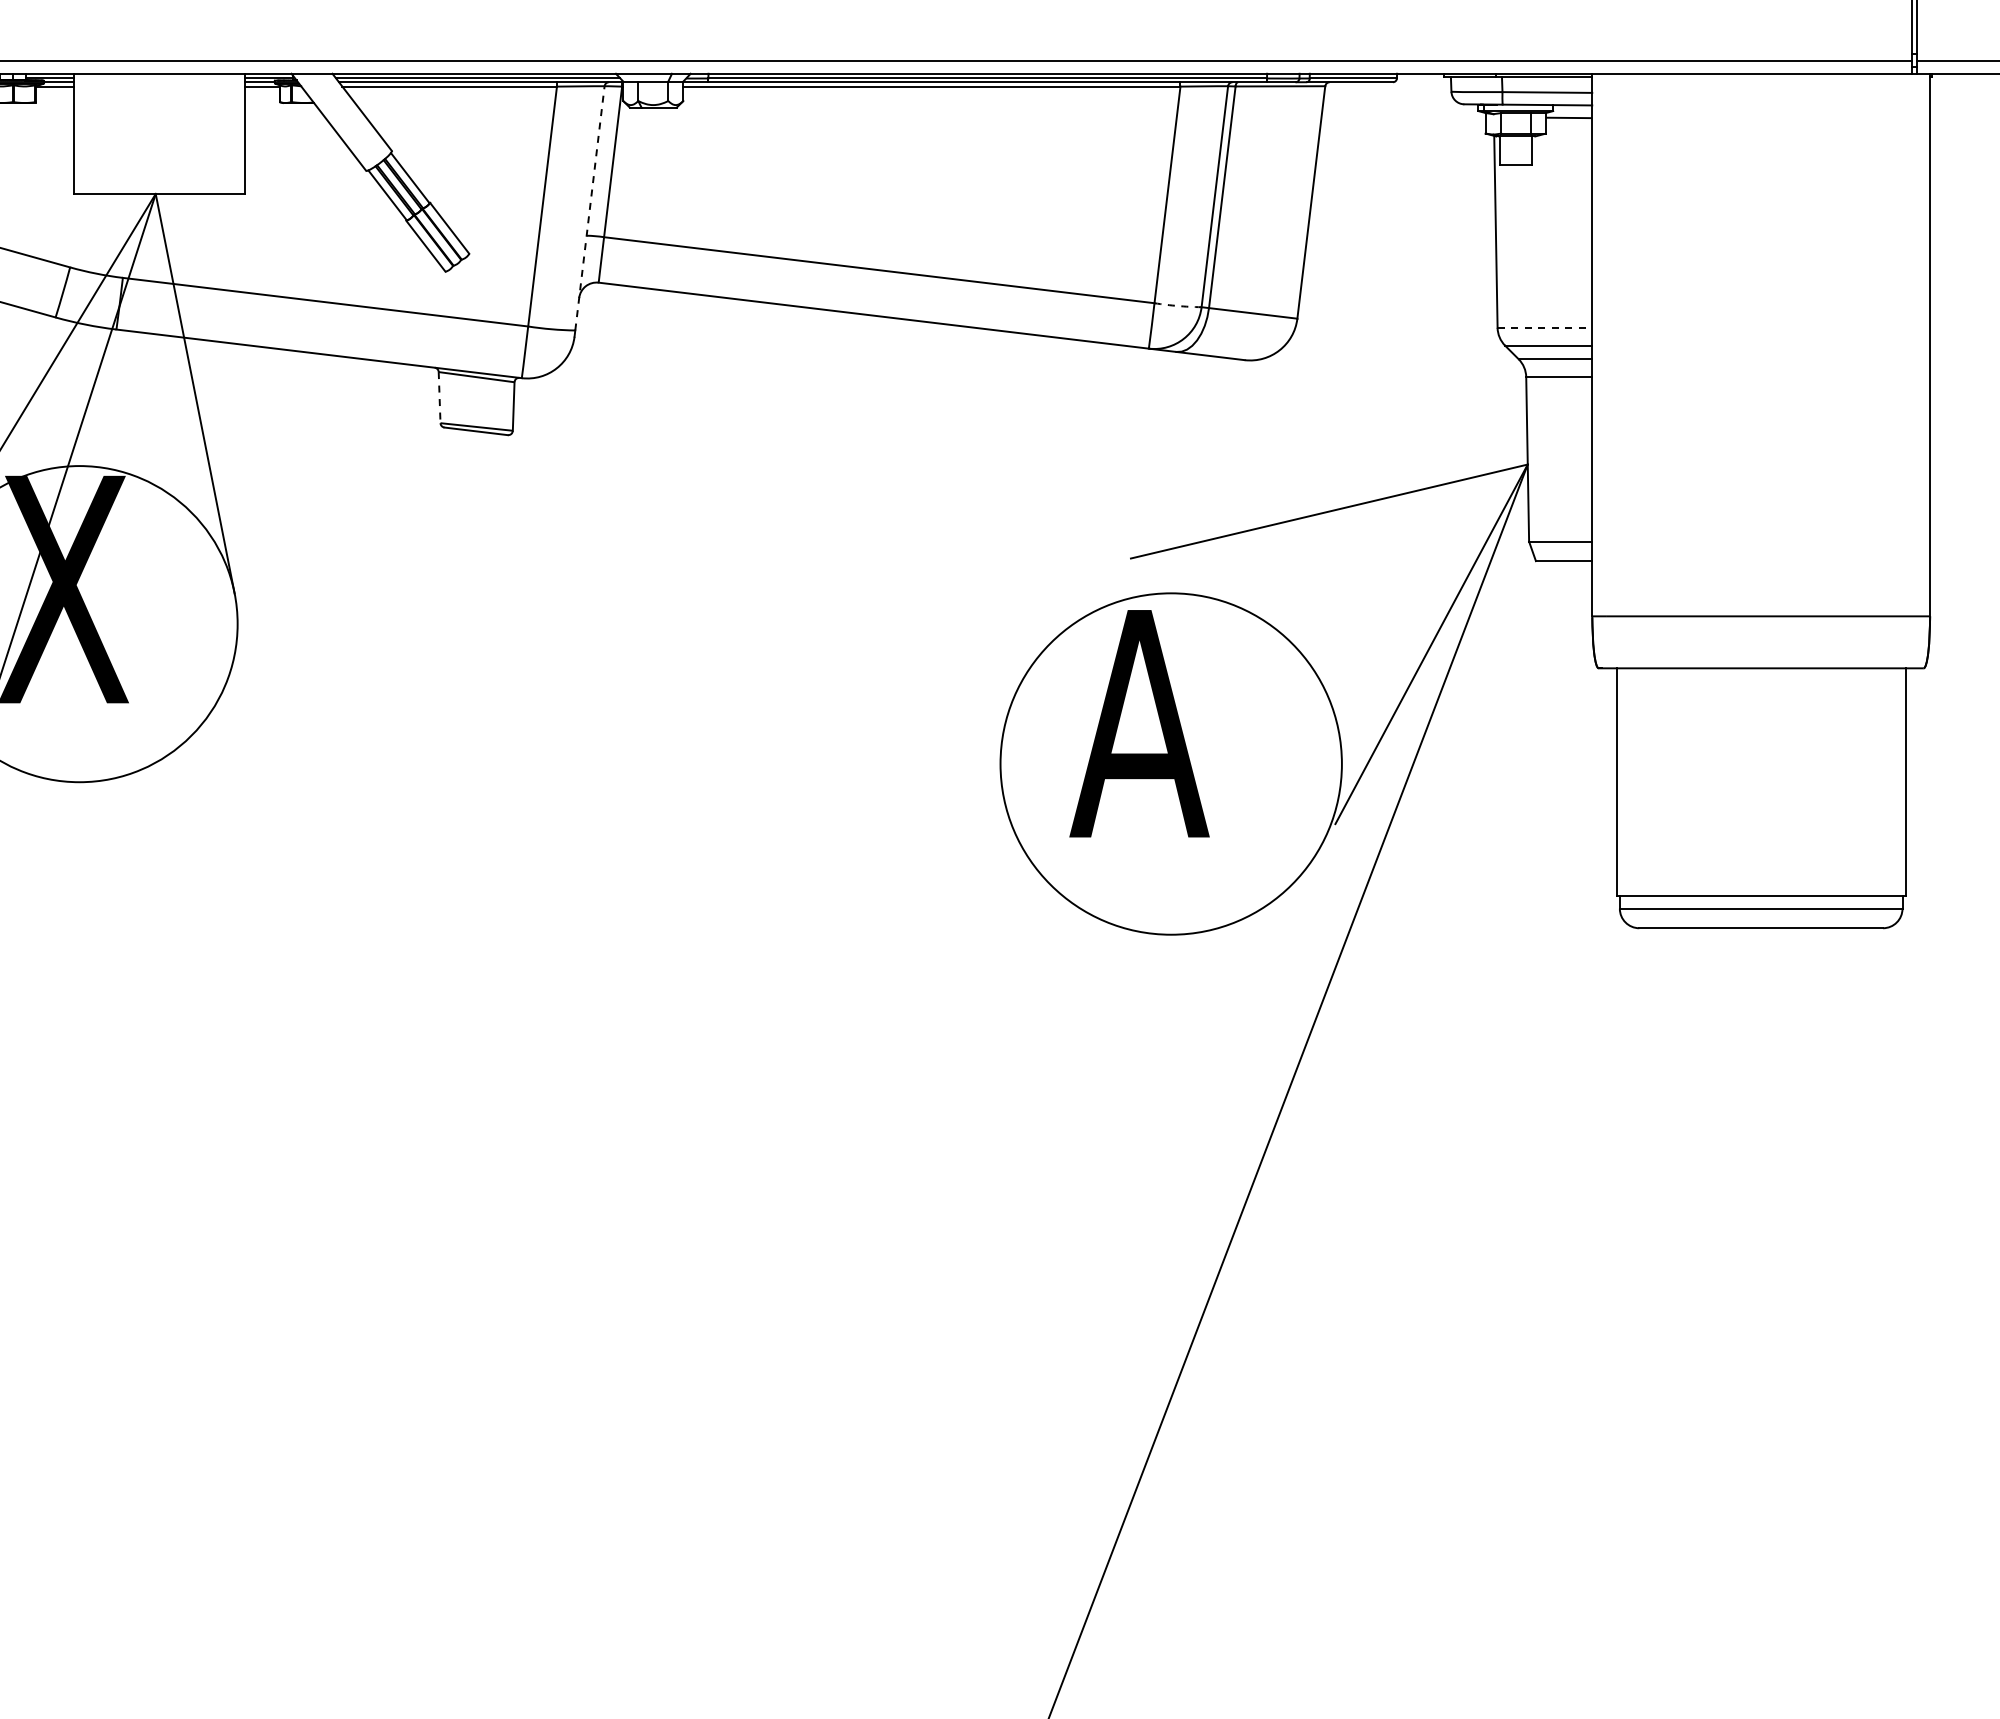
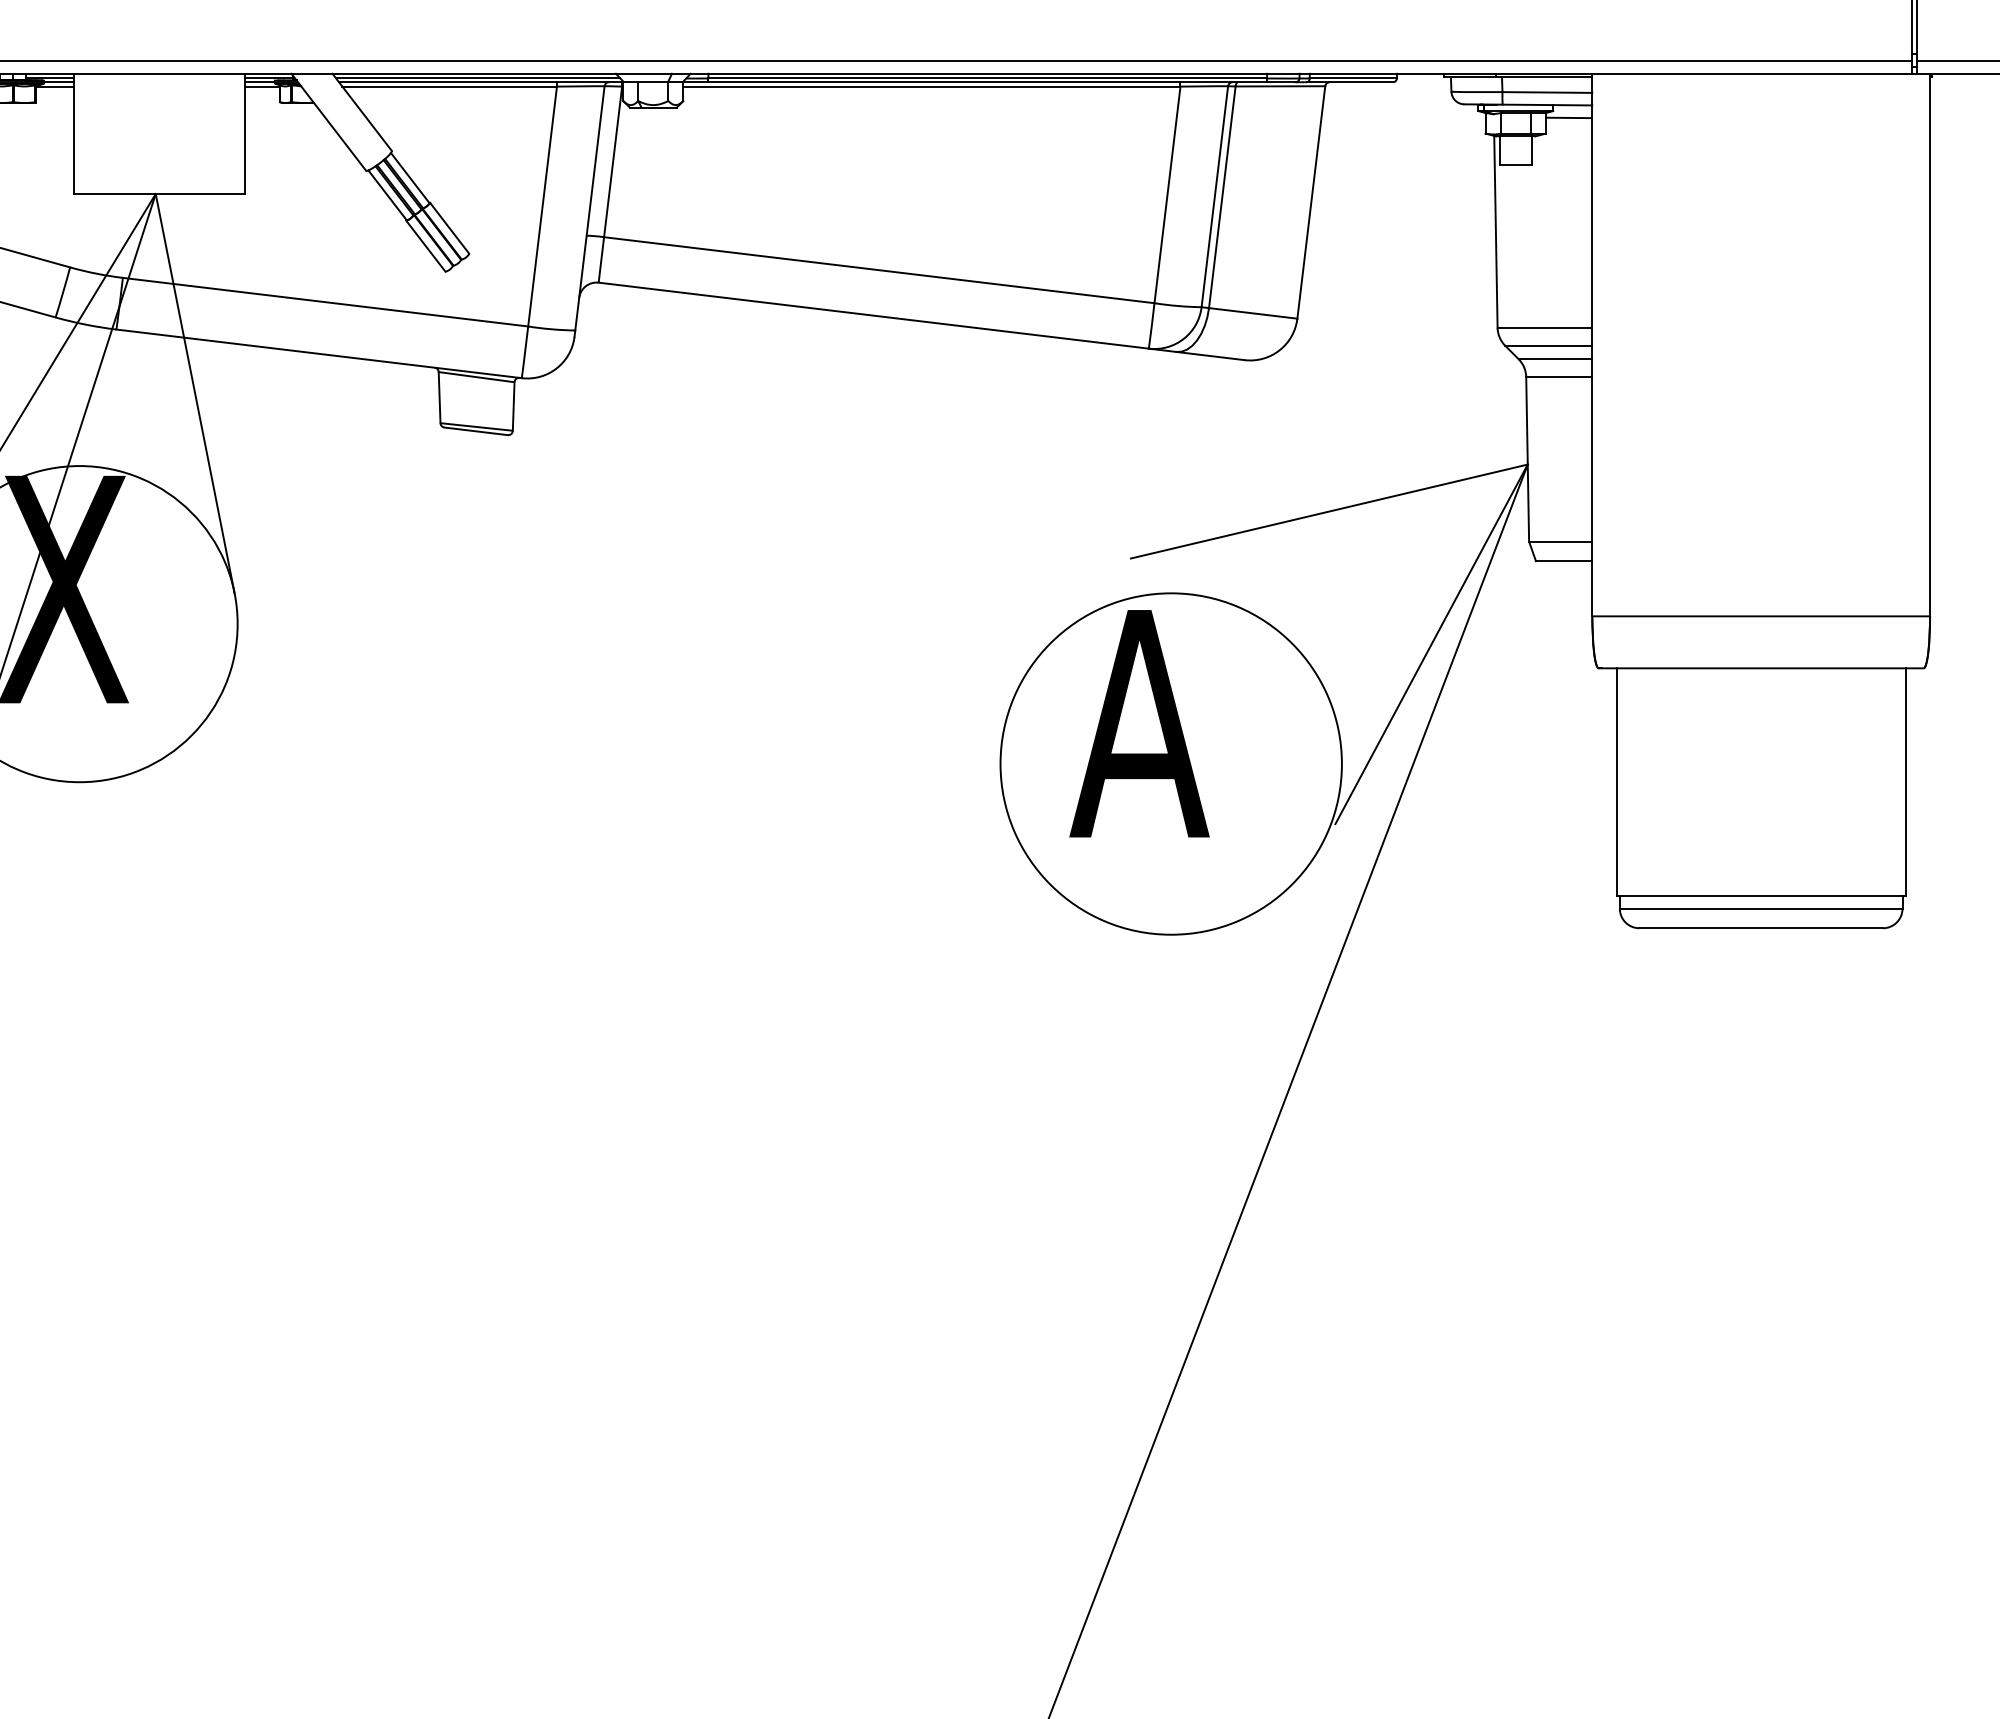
line: dashed -> solid (589, 208)
arc: dashed -> solid (1177, 306)
line: dashed -> solid (1545, 327)
line: dashed -> solid (439, 397)
